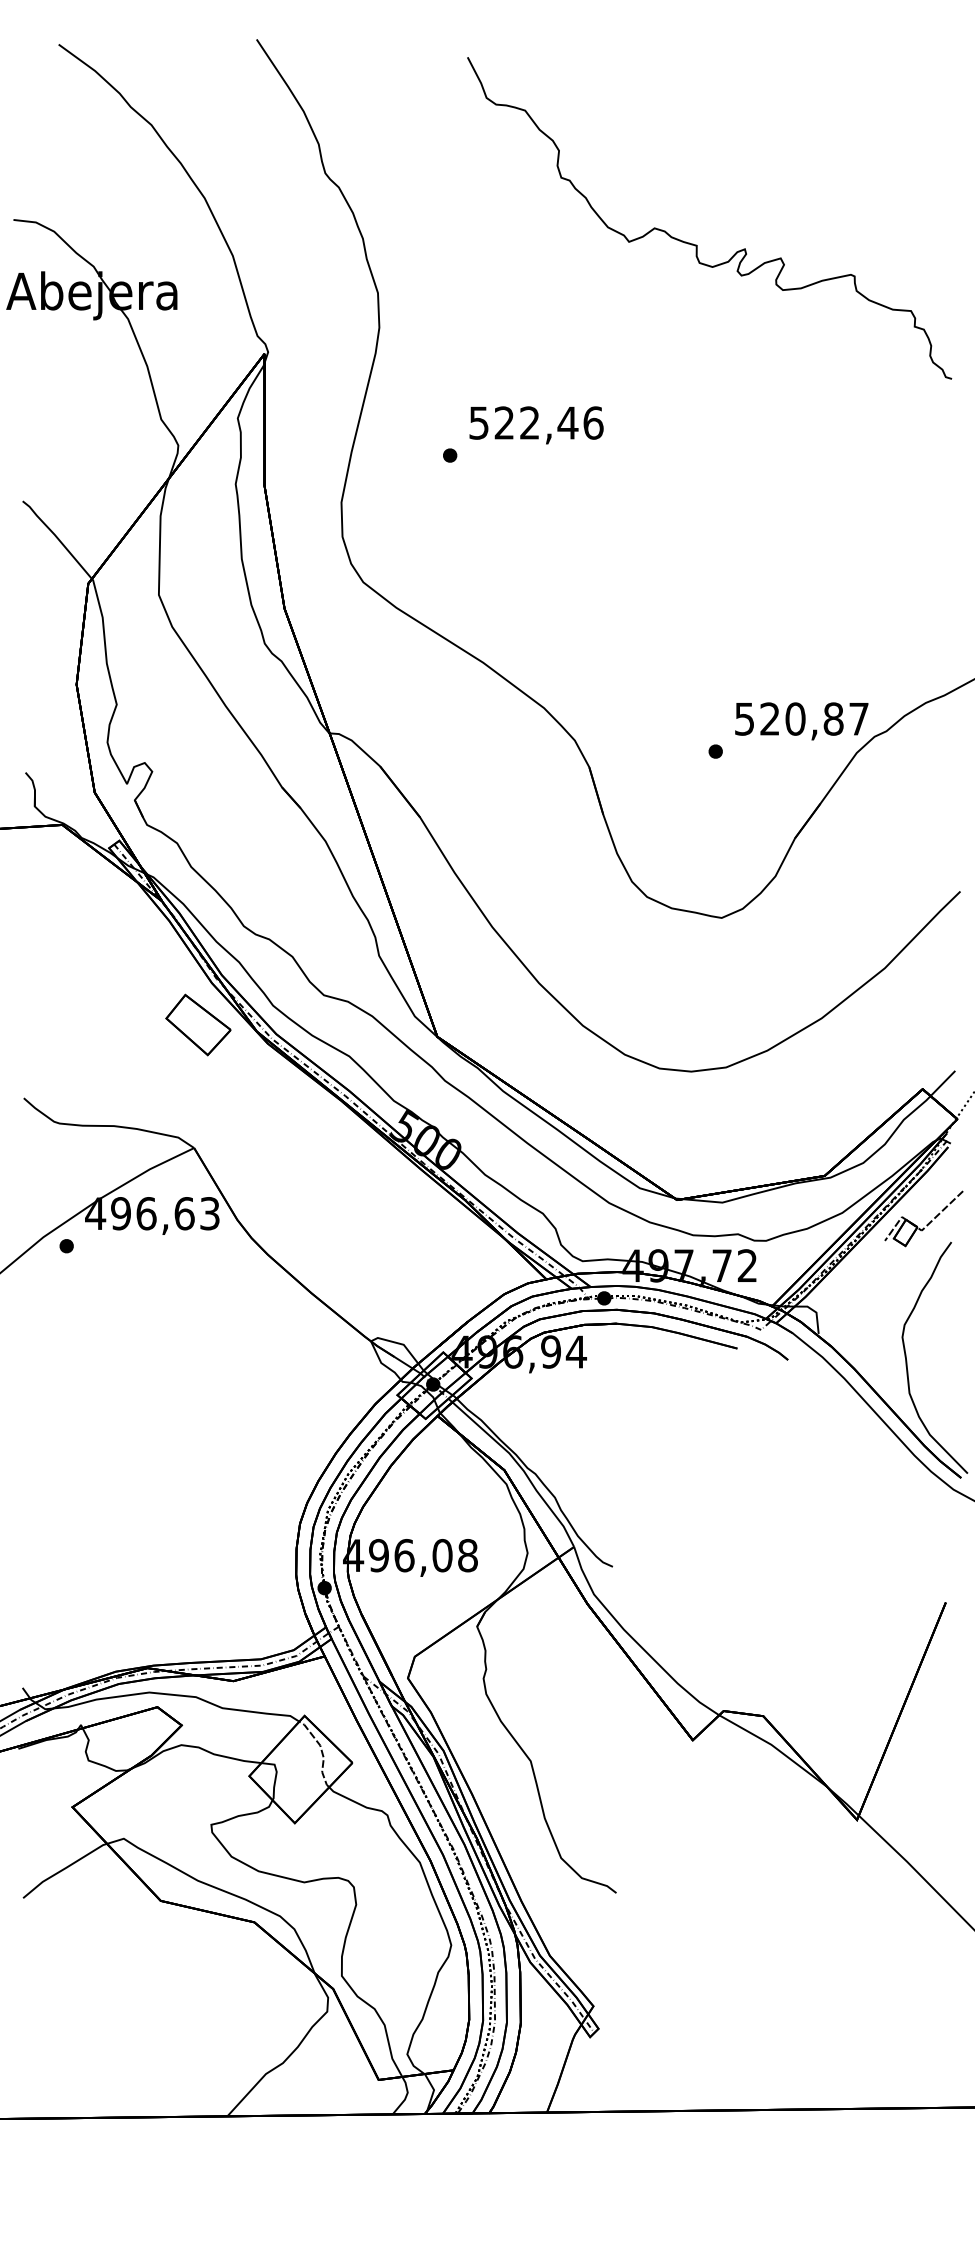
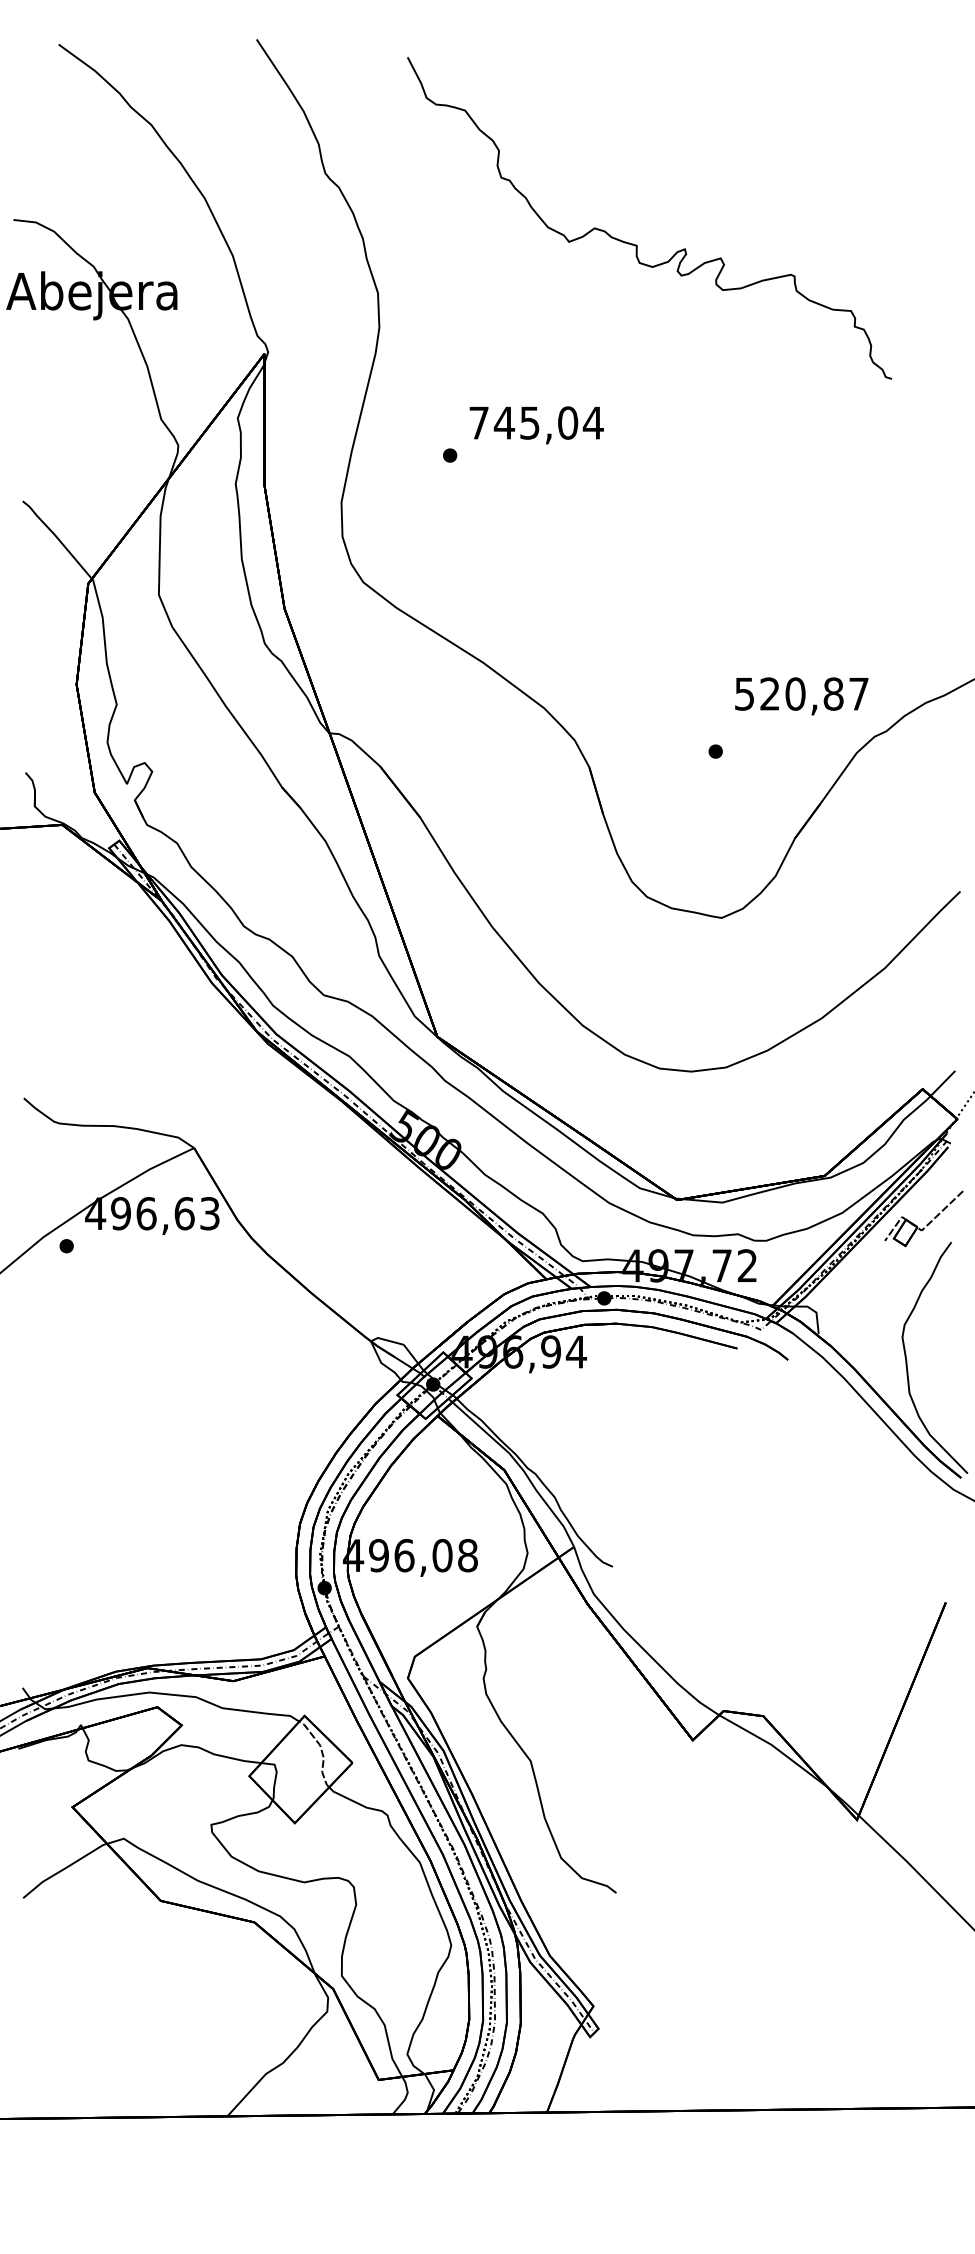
curve position: (696, 244) -> (636, 244) (636, 244)
text: 522,46 -> 745,04 (536, 422)
text position: (801, 721) -> (801, 696) (801, 696)
part: present -> none (198, 1024)
